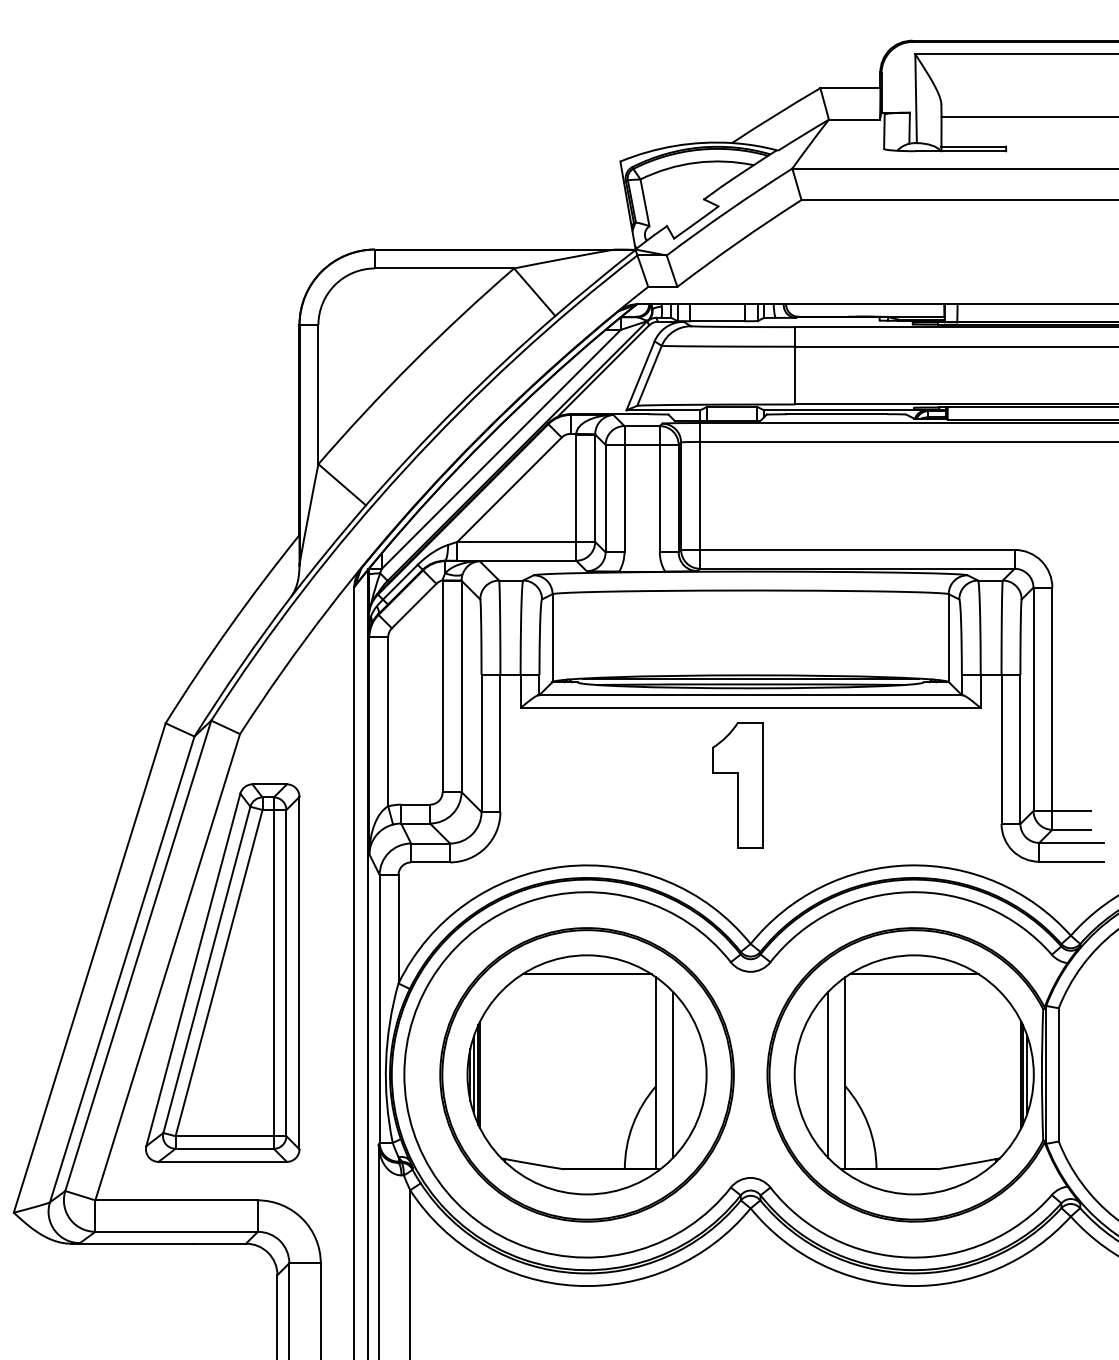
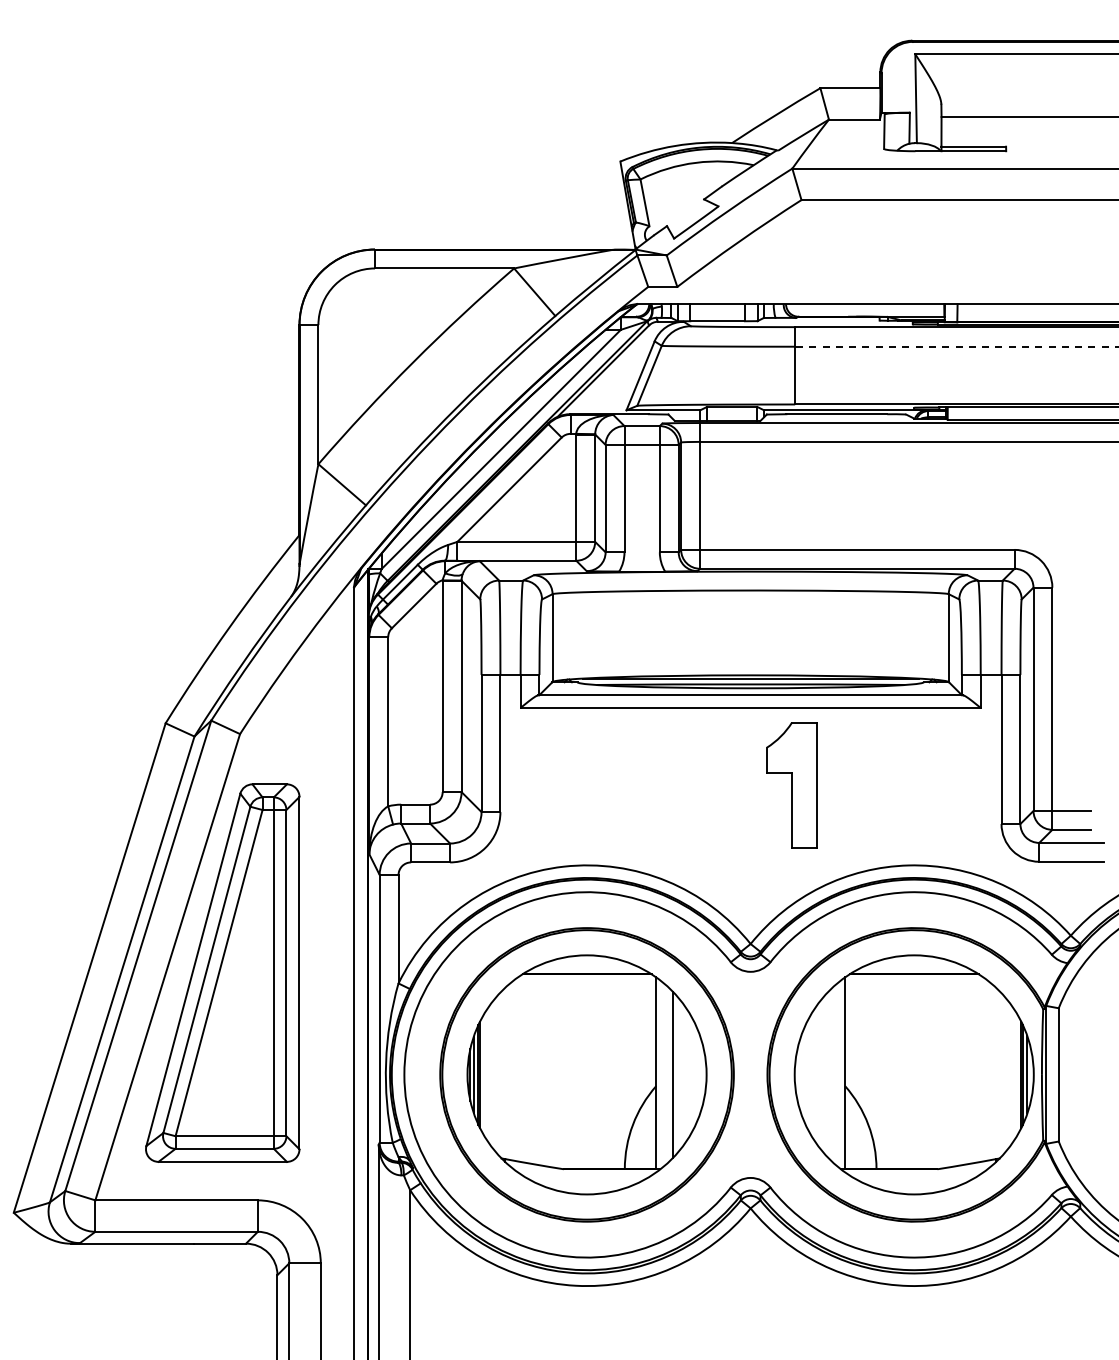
line: solid -> dashed (956, 346)
part position: (737, 785) -> (791, 785) (791, 785)
line: present -> none (828, 1074)
